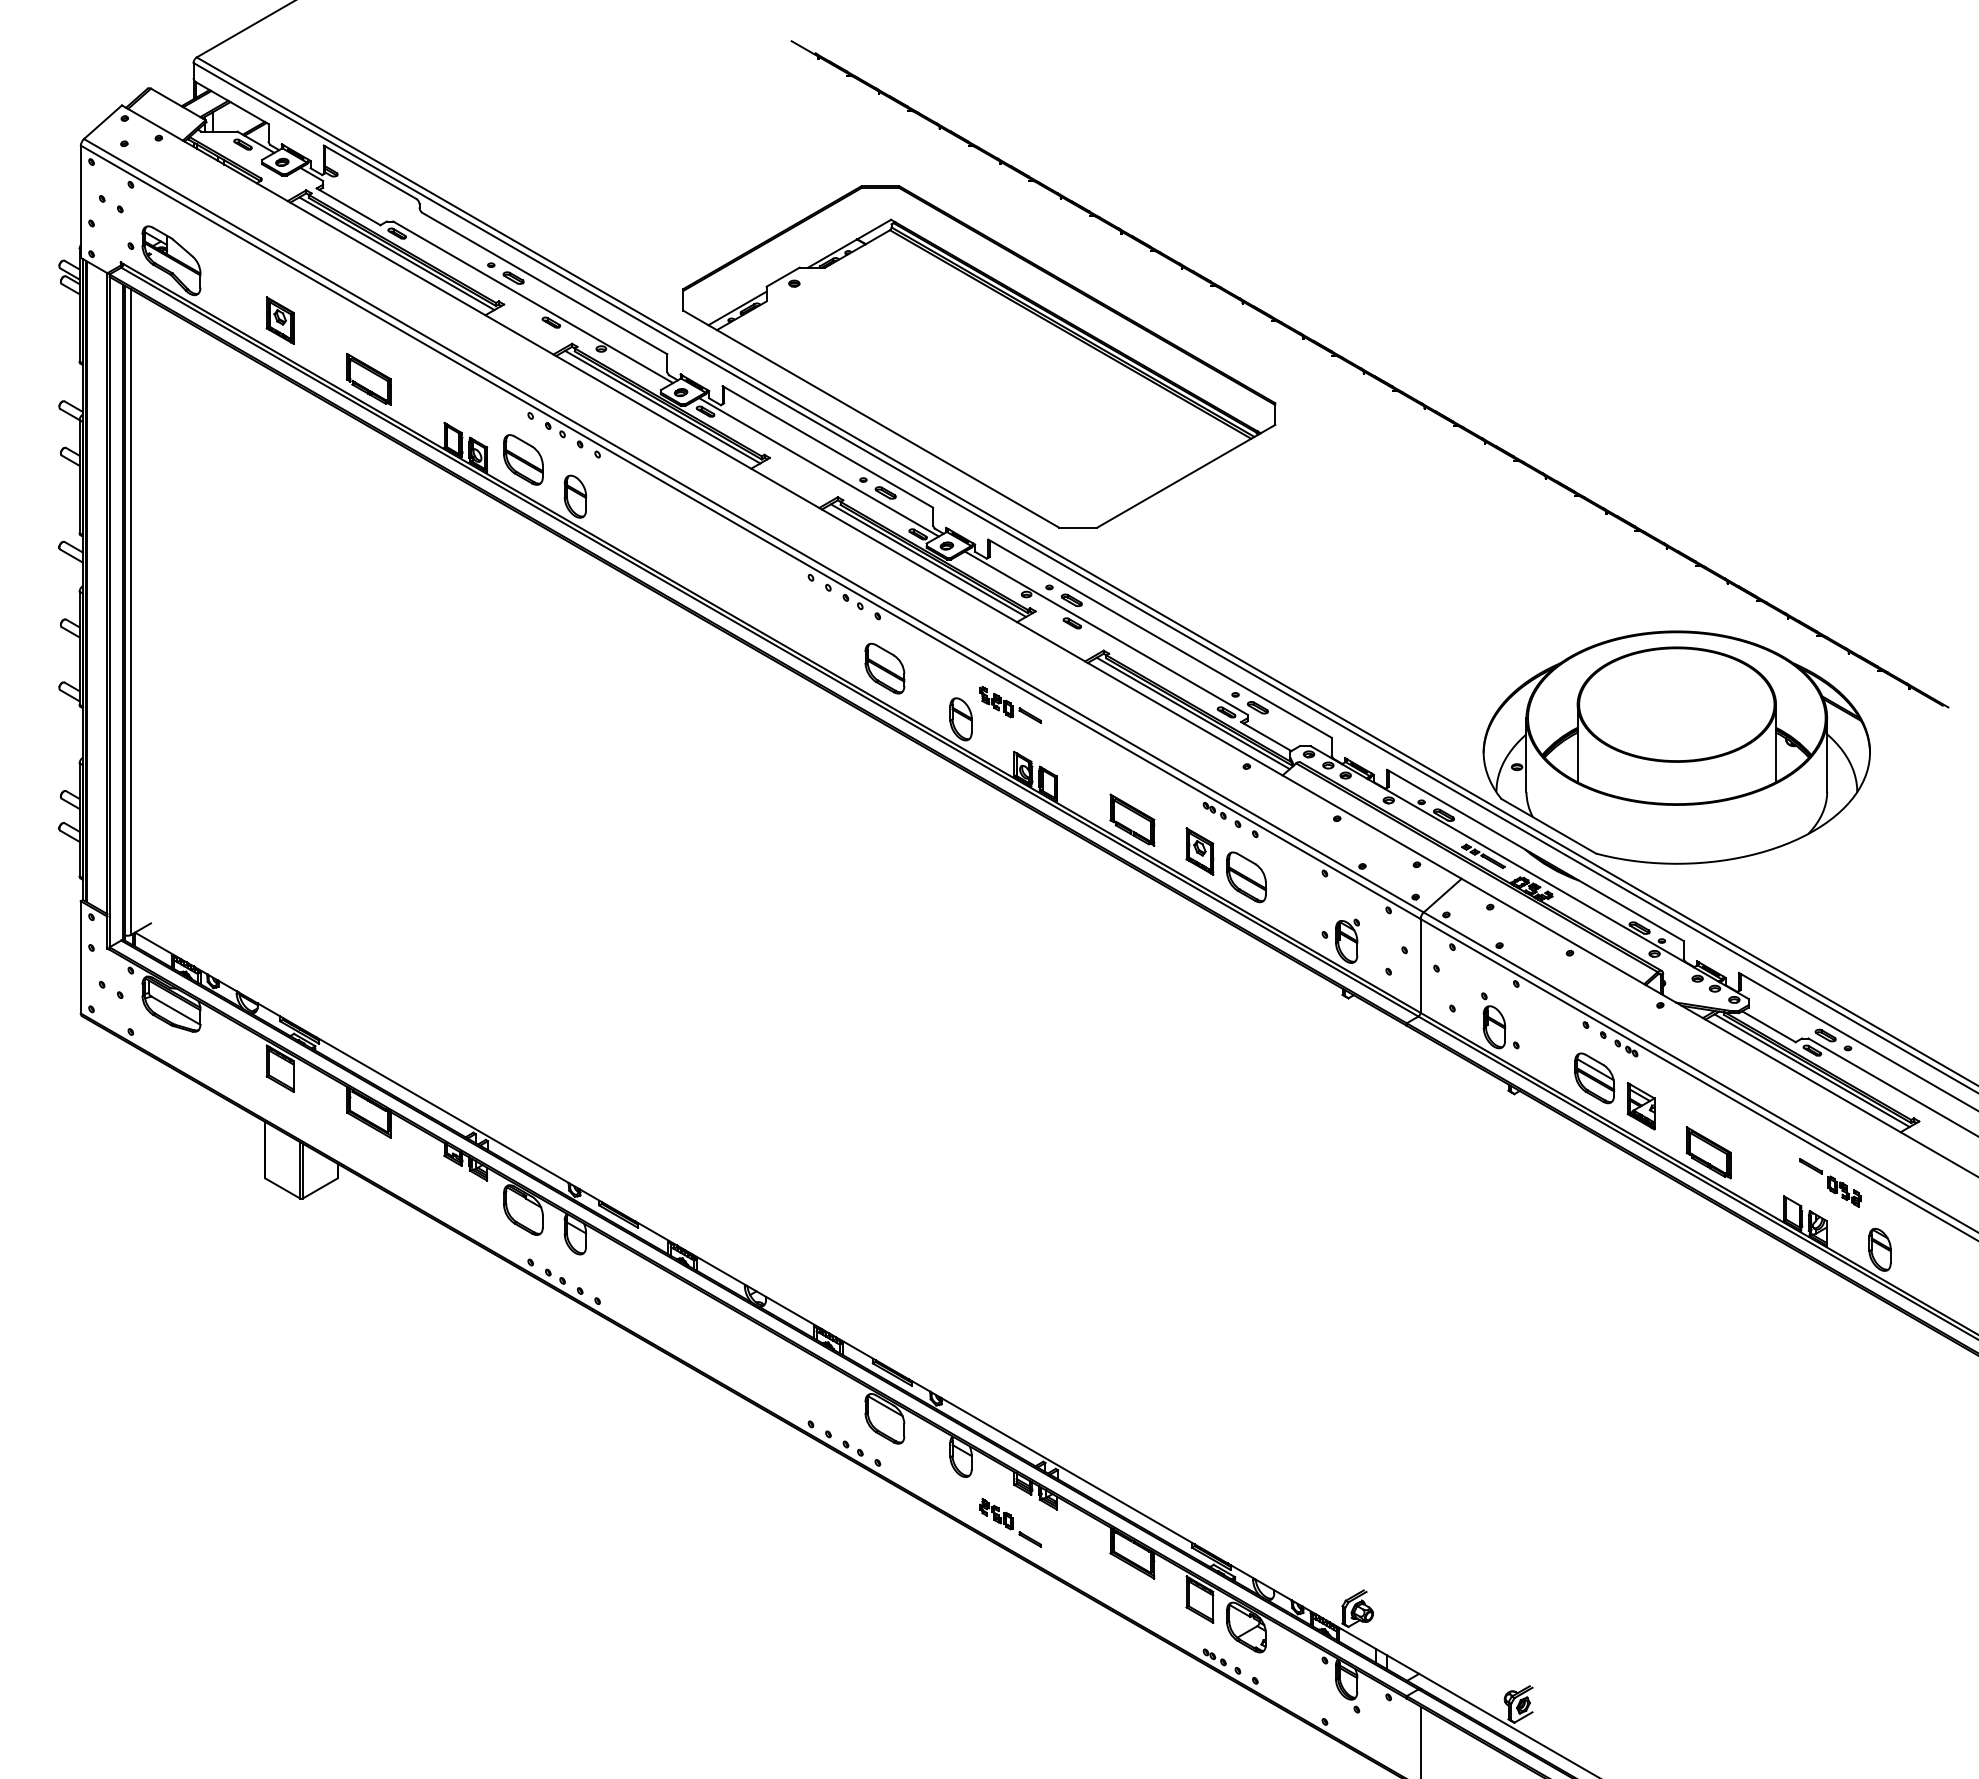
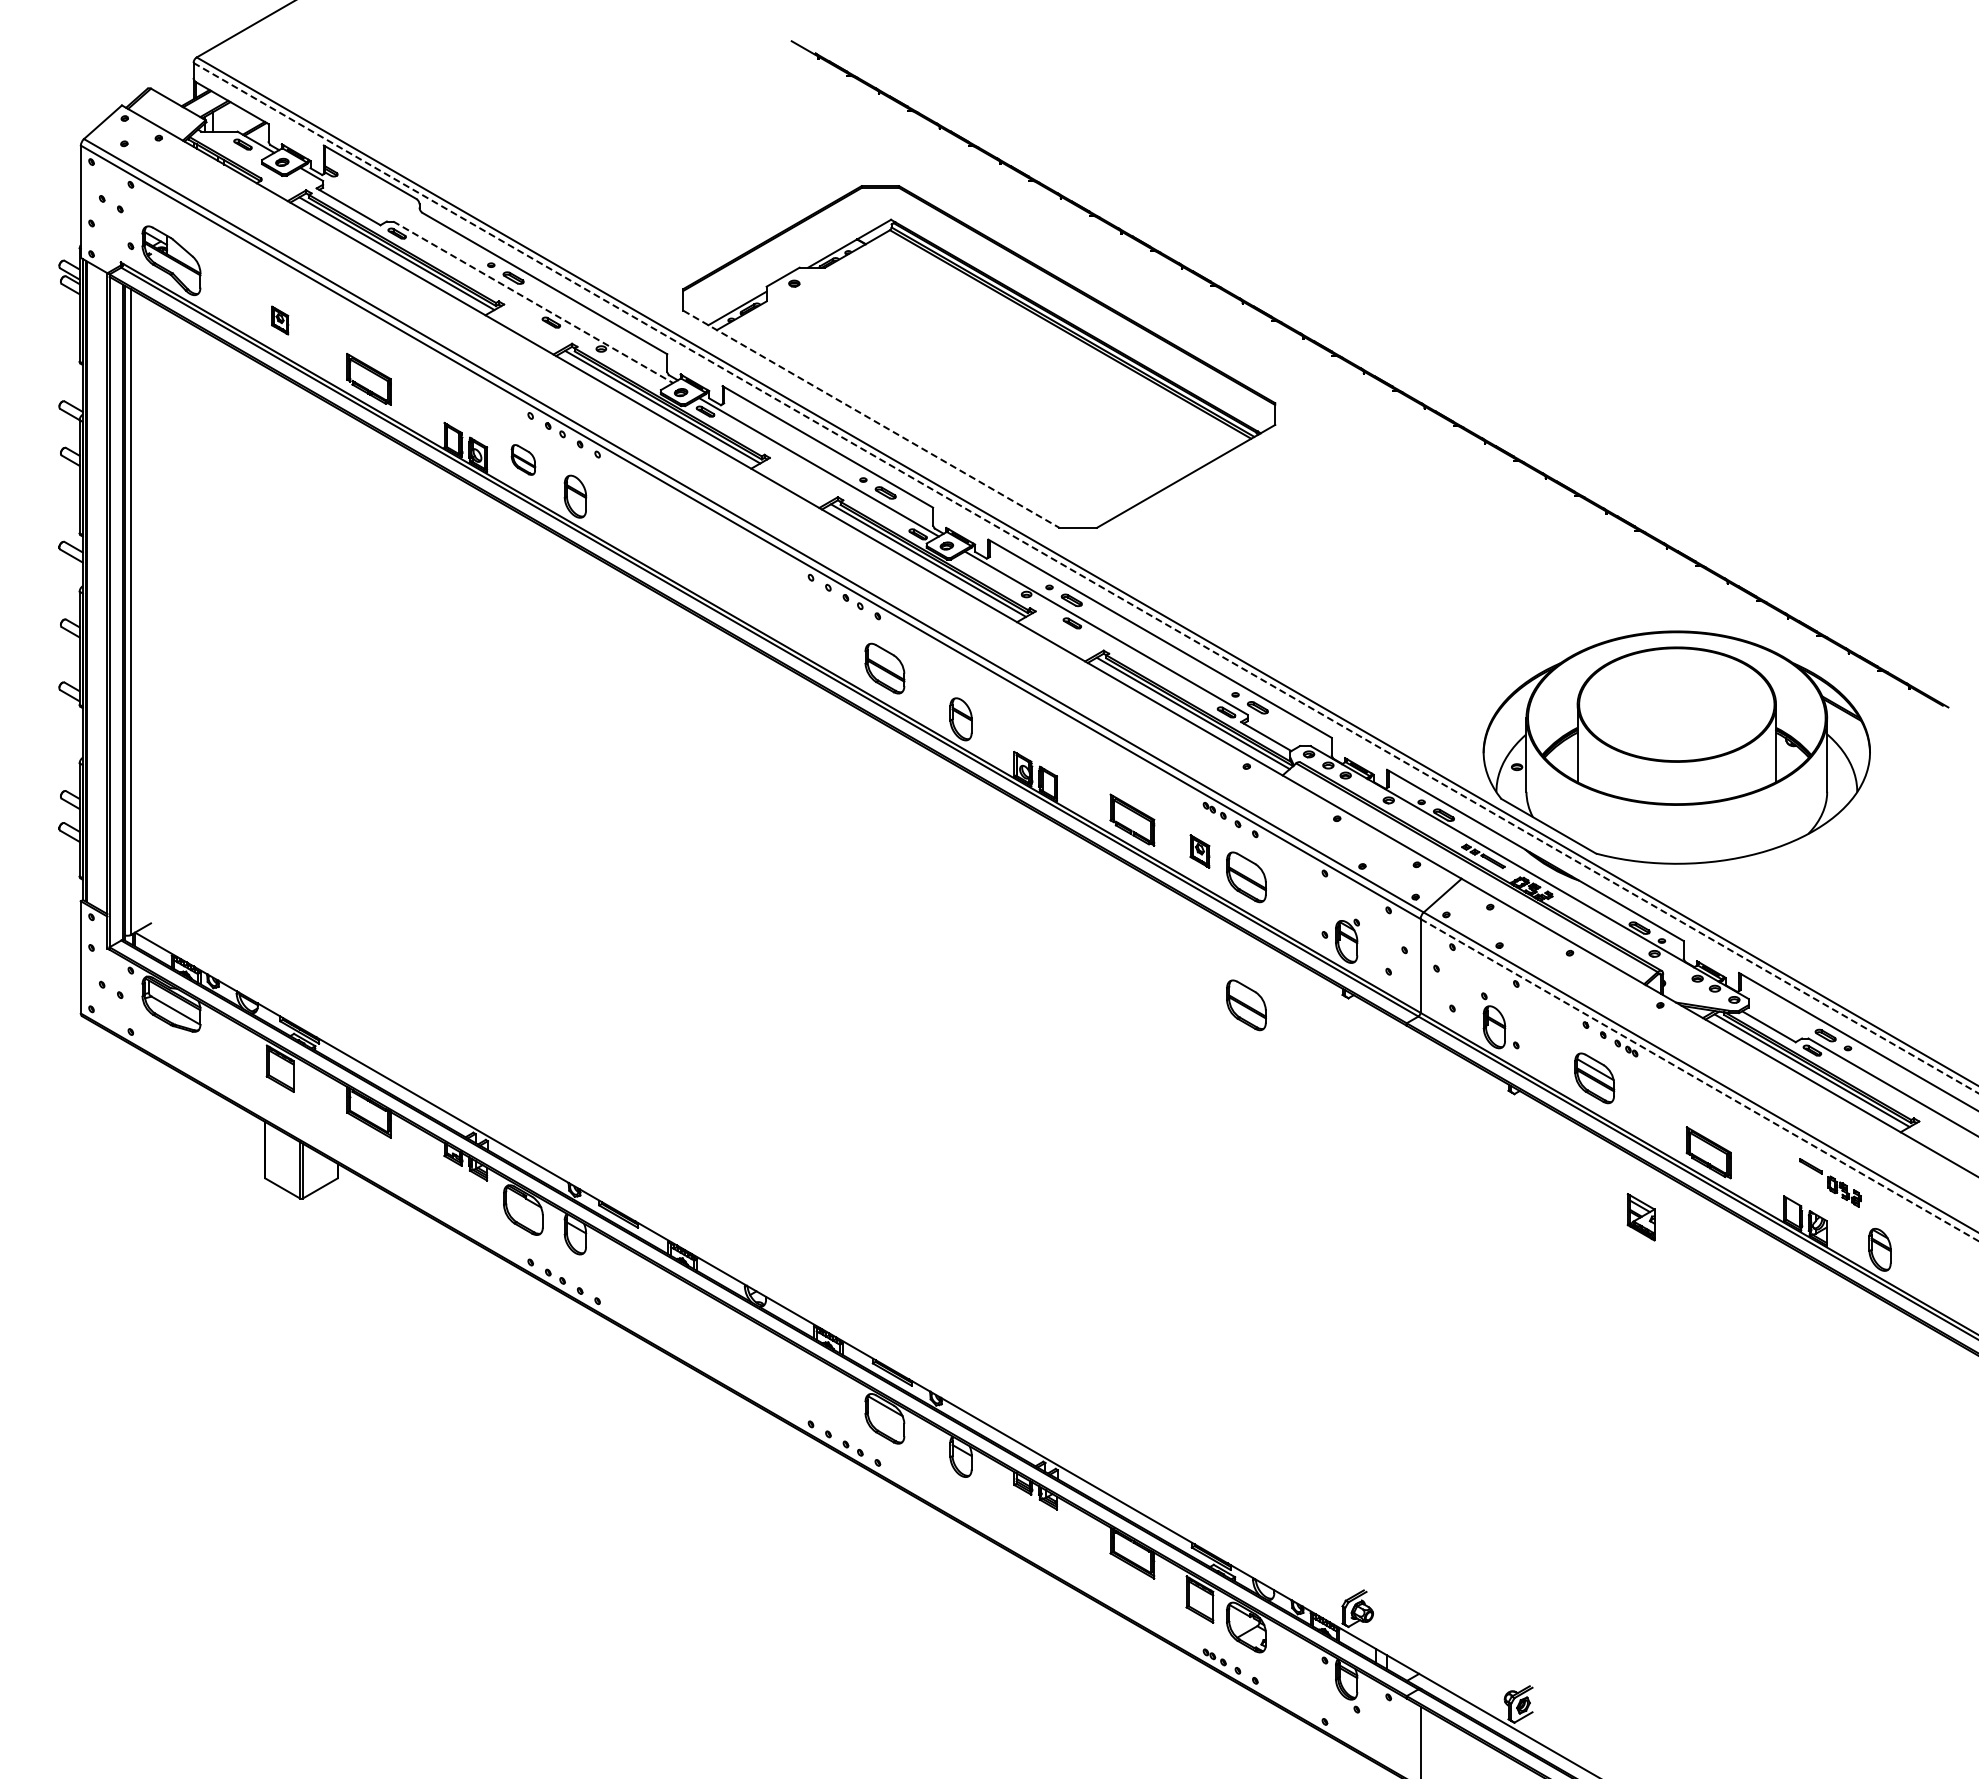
line: solid -> dashed (533, 302)
part size: 30x49 px -> 19x31 px (280, 320)
line: solid -> dashed (871, 419)
part size: 41x52 px -> 27x32 px (523, 459)
line: solid -> dashed (1086, 578)
part: present -> none (1010, 704)
part size: 30x49 px -> 22x35 px (1199, 851)
part: none -> present (1246, 1005)
line: solid -> dashed (1699, 1080)
part position: (1640, 1106) -> (1640, 1217) (1640, 1217)
part: present -> none (1010, 1522)
